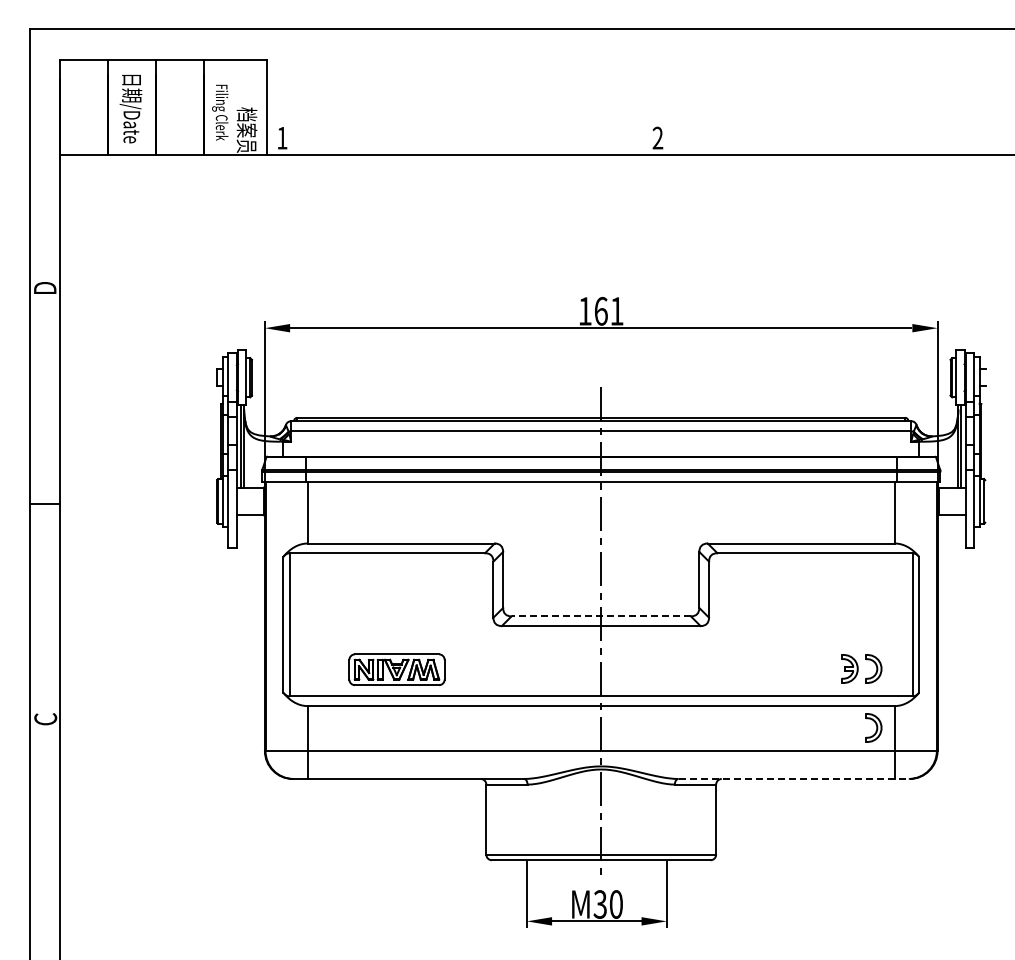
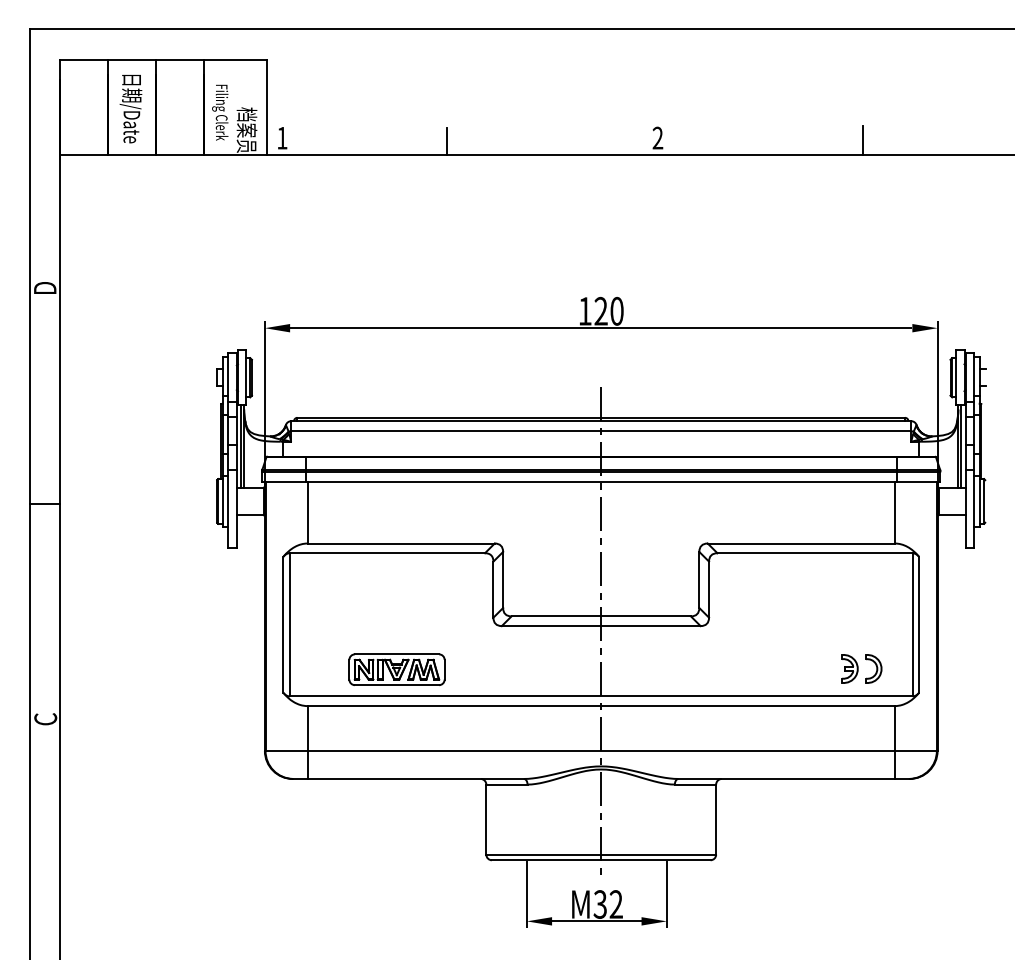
line: none -> present (863, 140)
line: none -> present (446, 141)
text: 161 -> 120 (608, 310)
line: dashed -> solid (601, 616)
part: present -> none (873, 727)
line: dashed -> solid (794, 778)
text: M30 -> M32 (615, 904)
